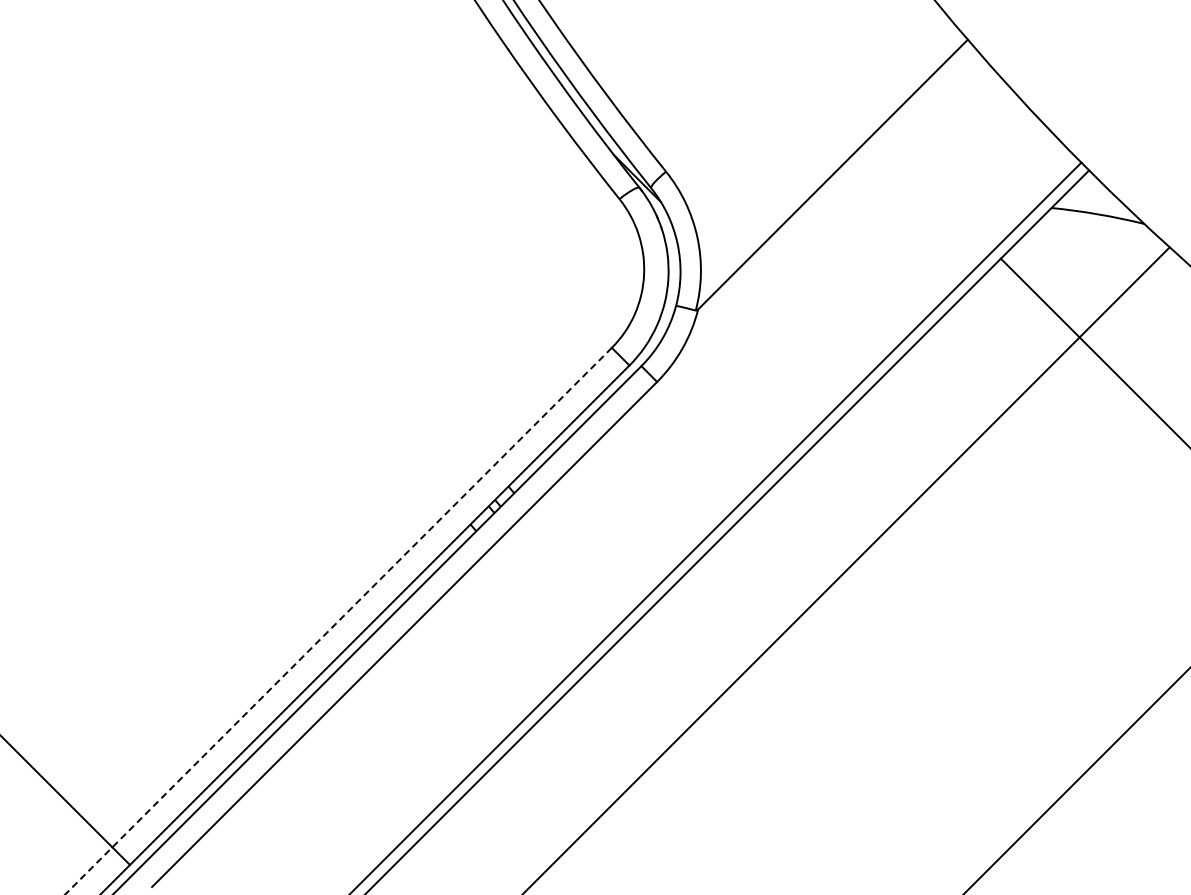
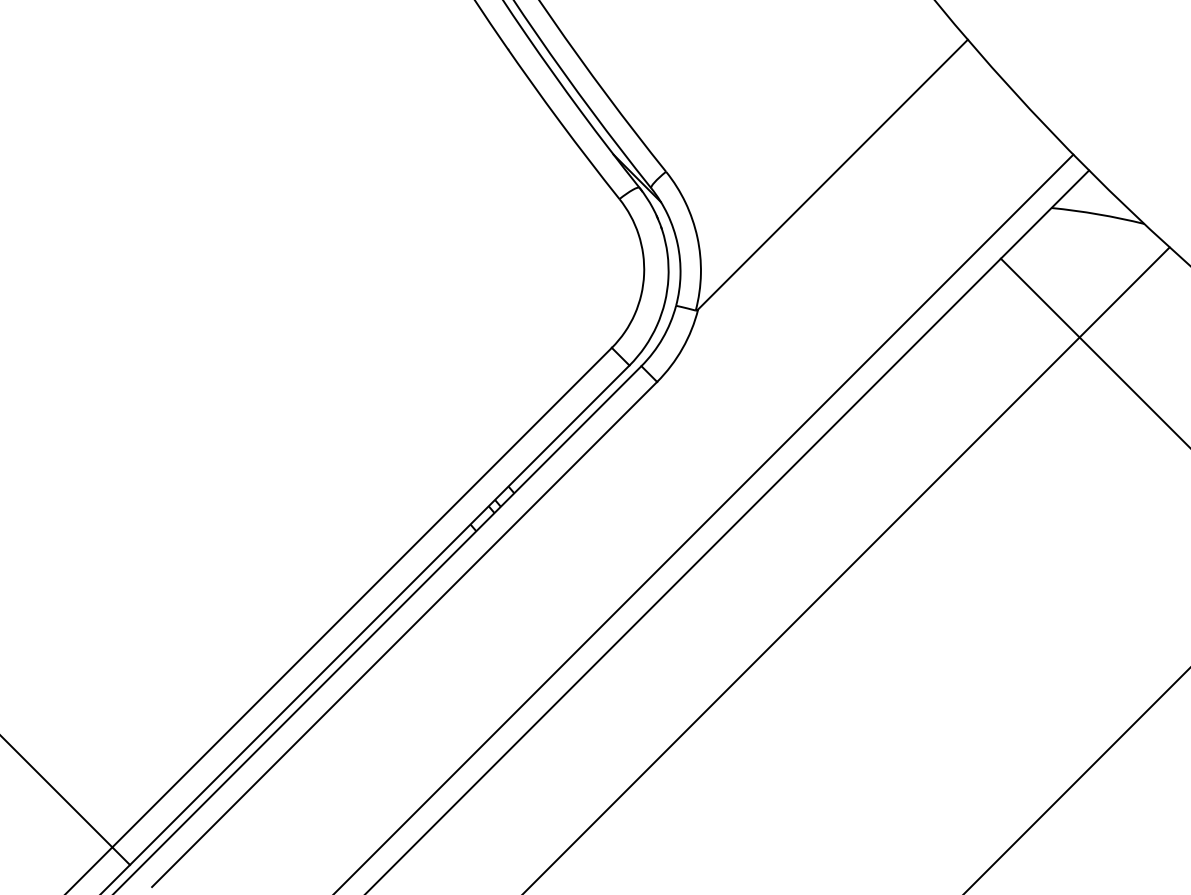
line position: (716, 526) -> (704, 522) (704, 522)
line: dashed -> solid (338, 621)
